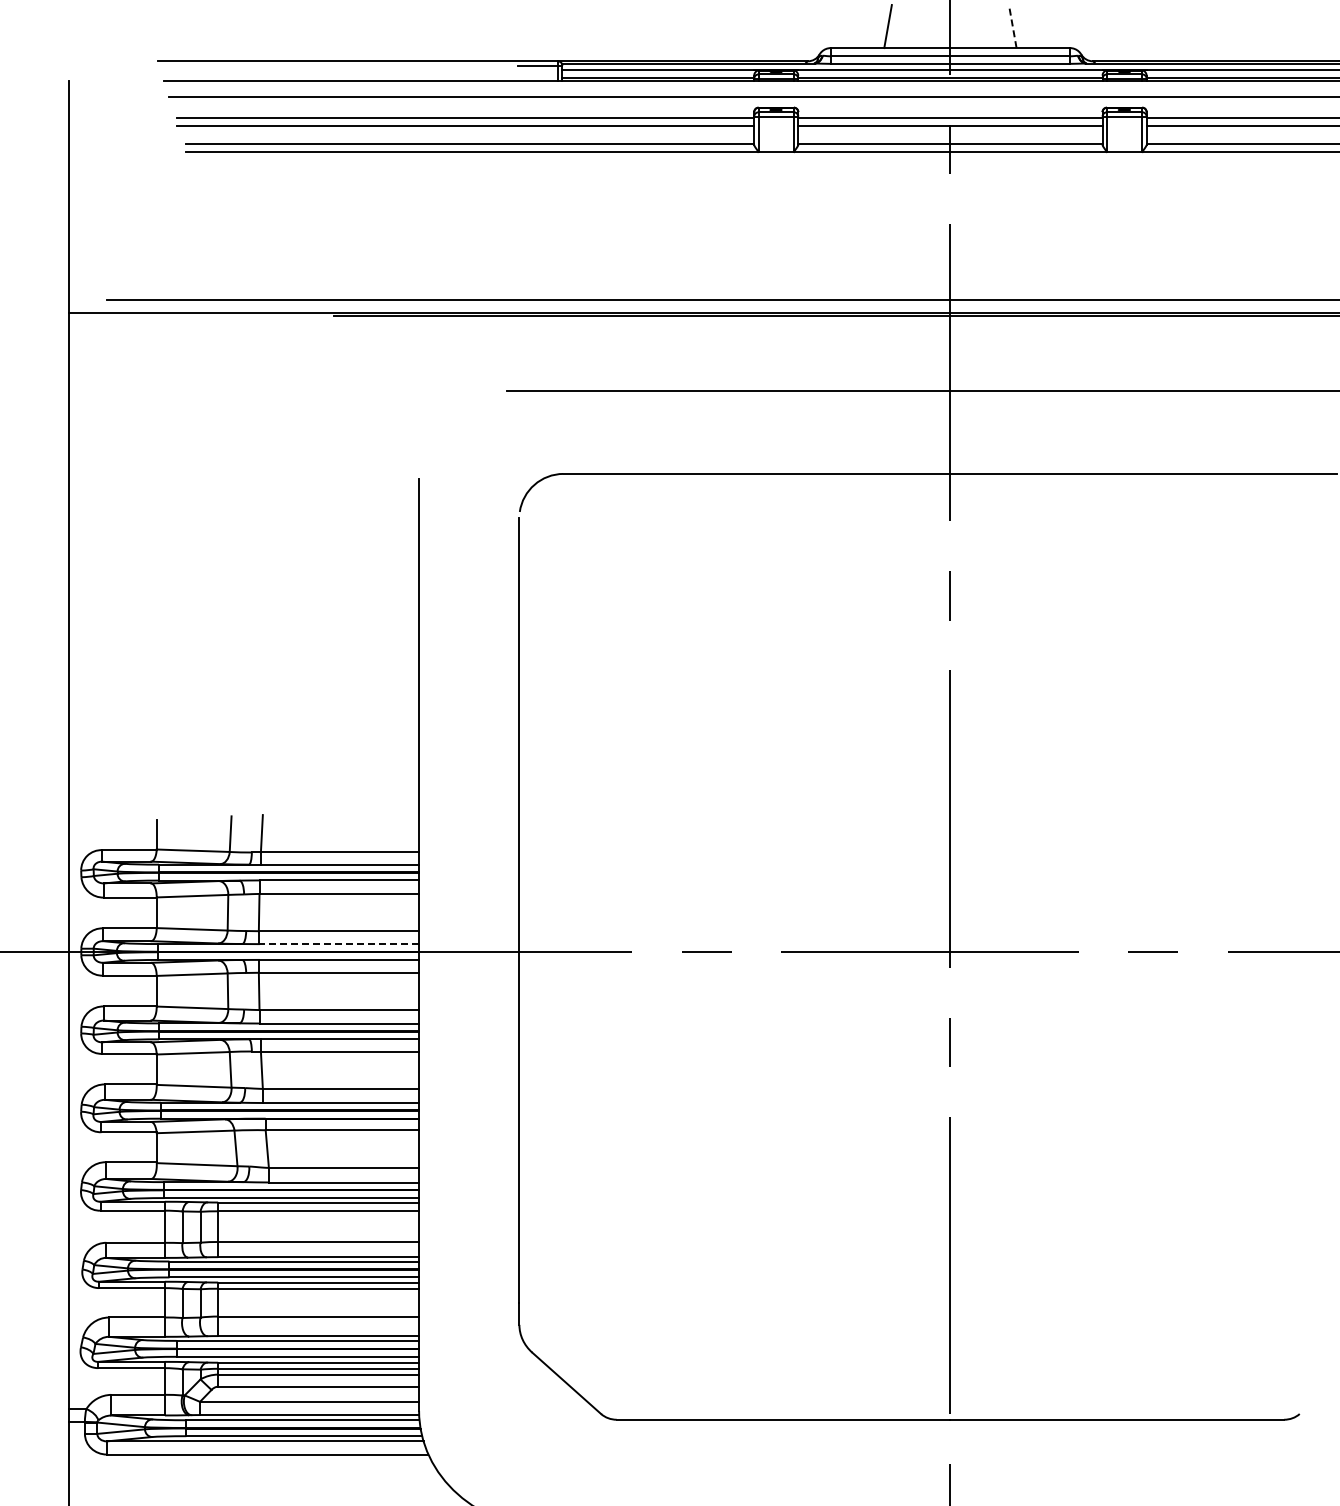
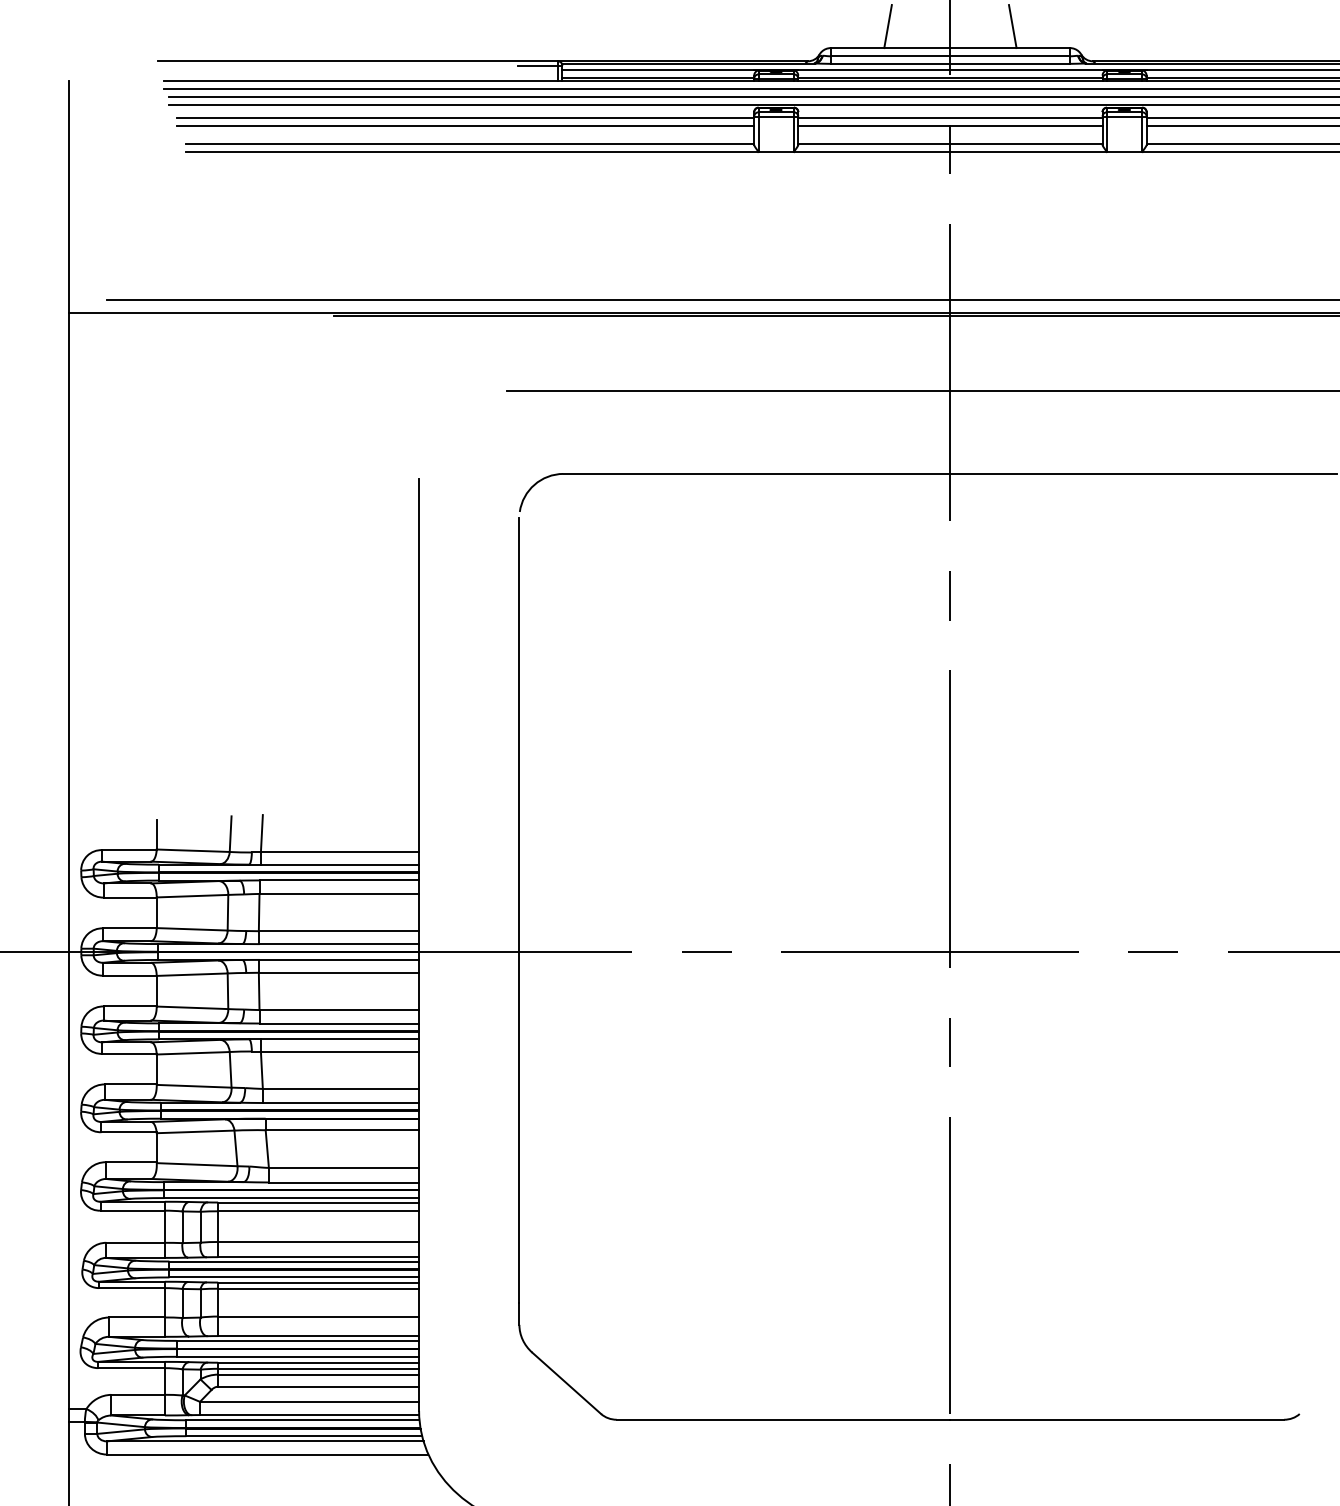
line: dashed -> solid (1012, 26)
line: none -> present (750, 88)
line: none -> present (752, 104)
line: dashed -> solid (338, 944)
